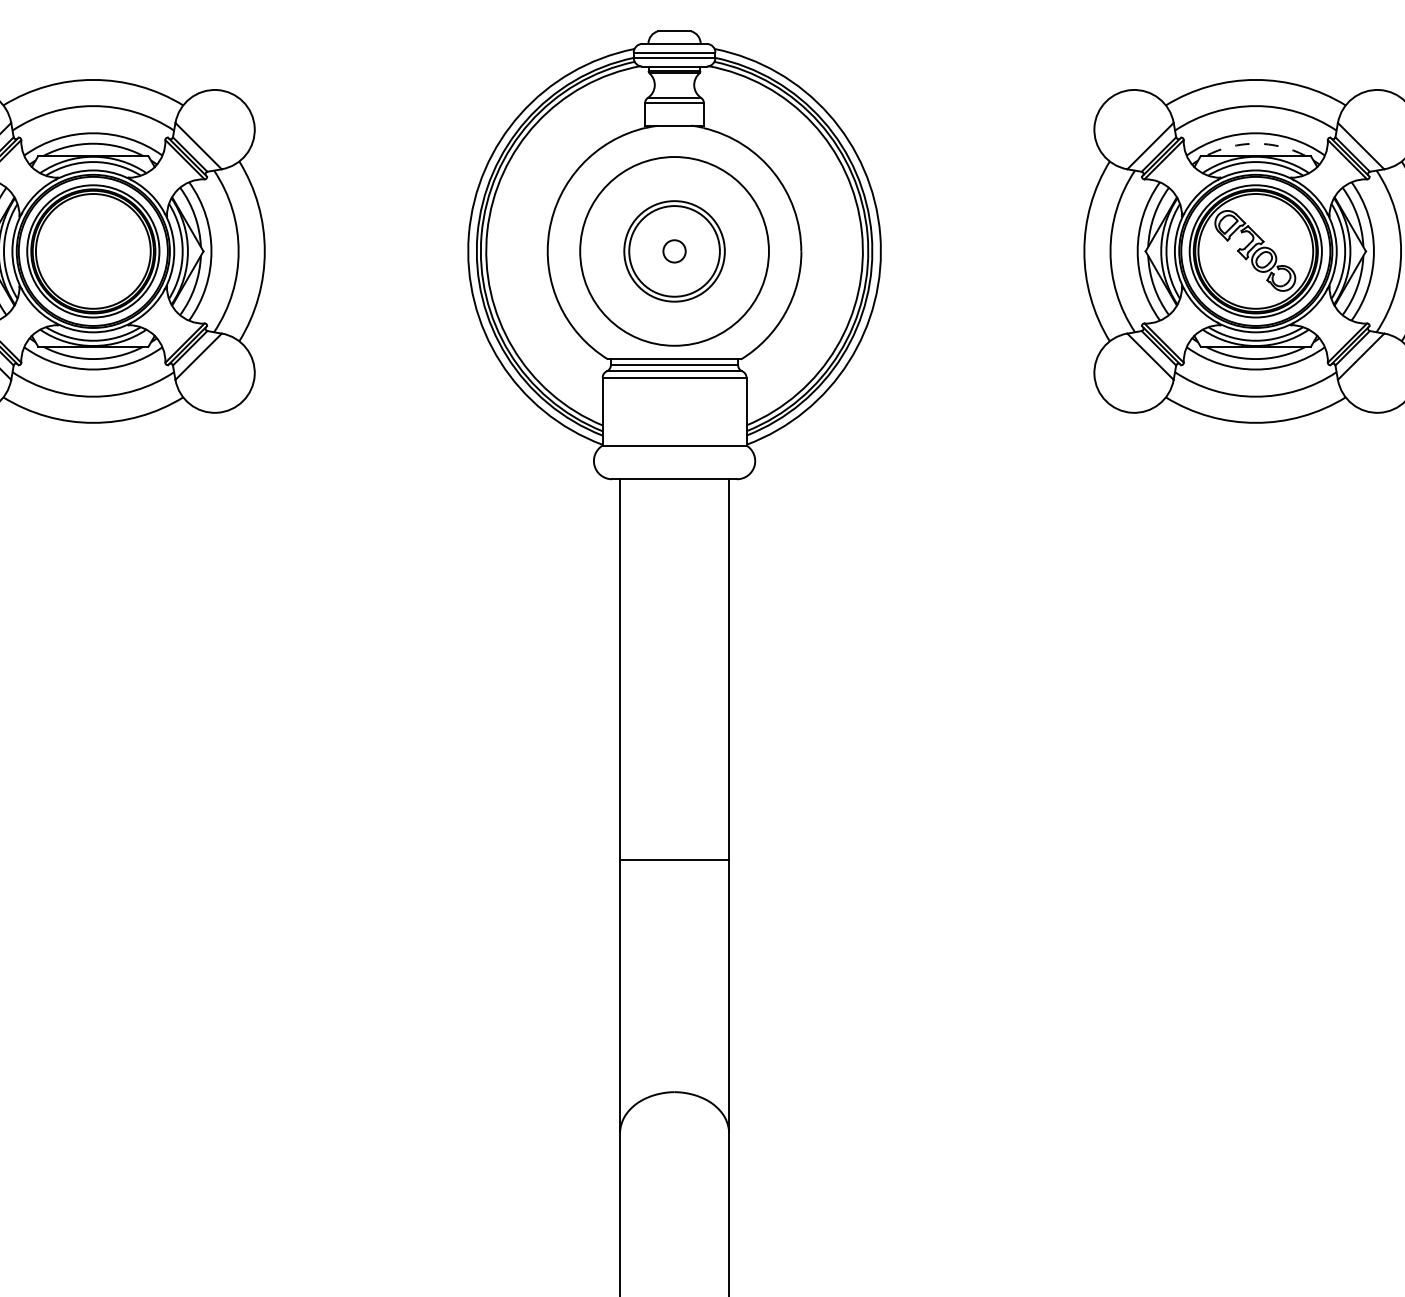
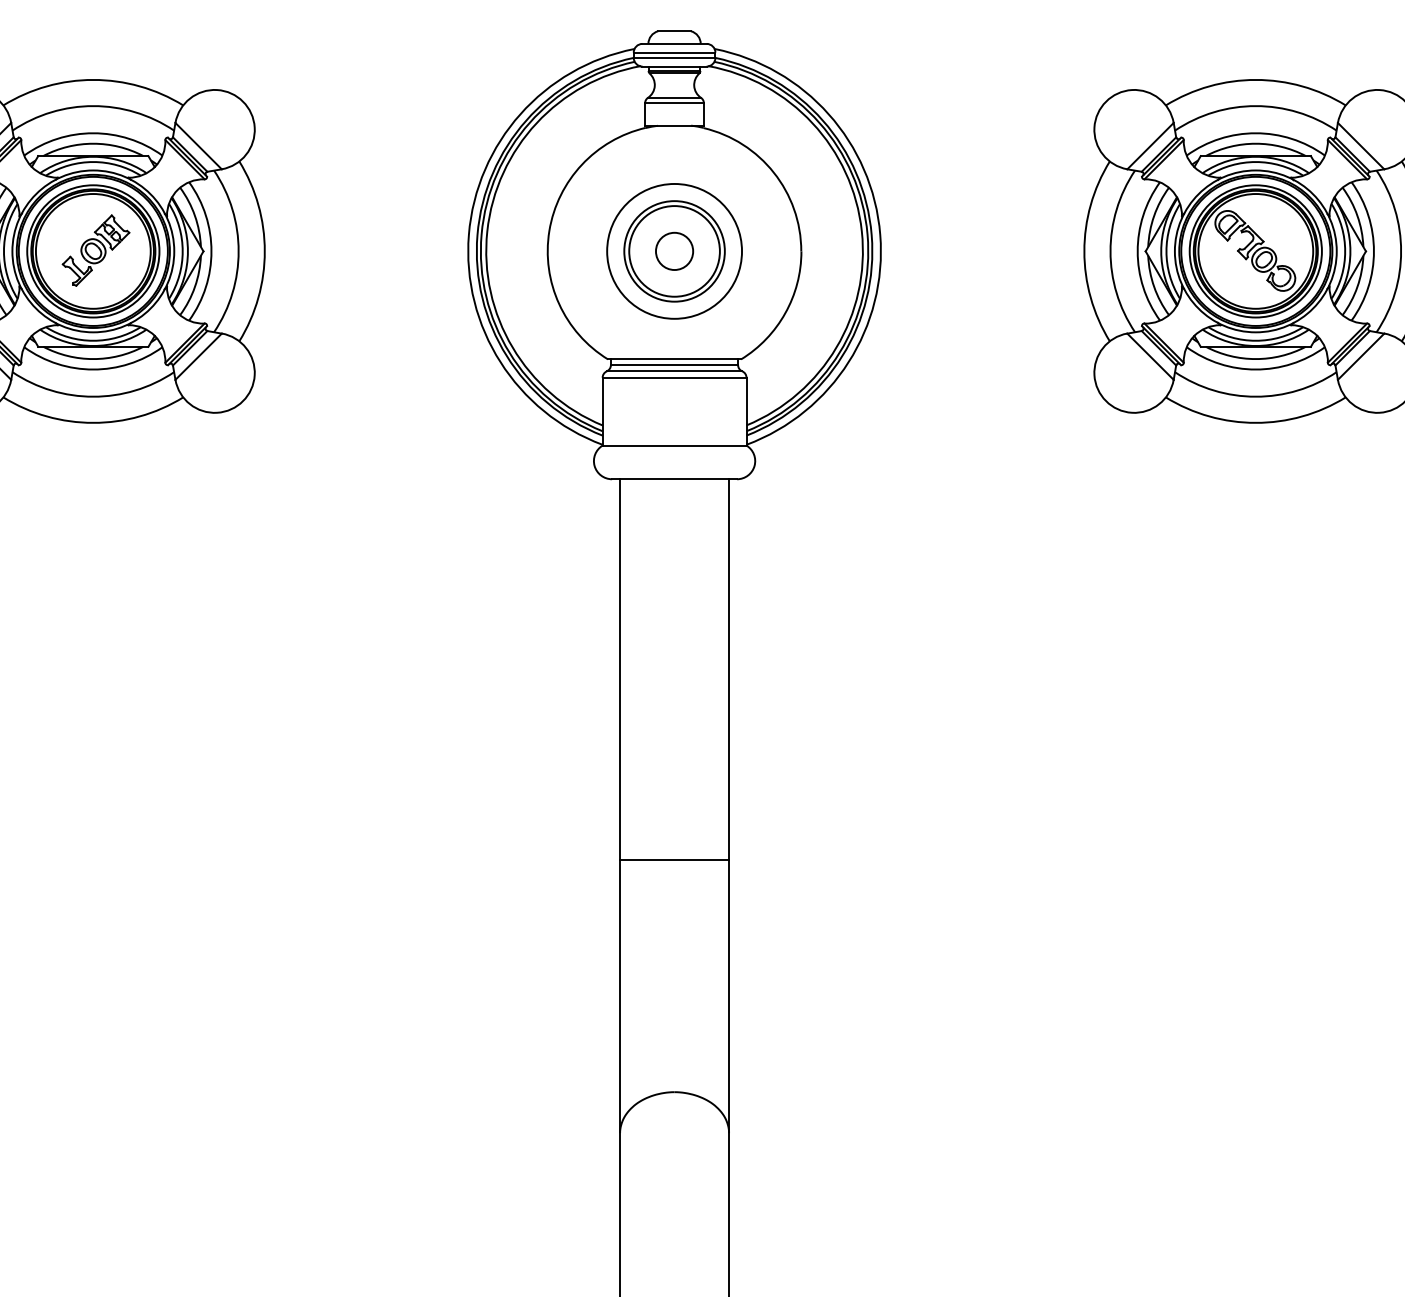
arc: dashed -> solid (1255, 143)
part: none -> present (95, 250)
circle diameter: 189 px -> 135 px (674, 250)
circle diameter: 22 px -> 37 px (674, 251)
